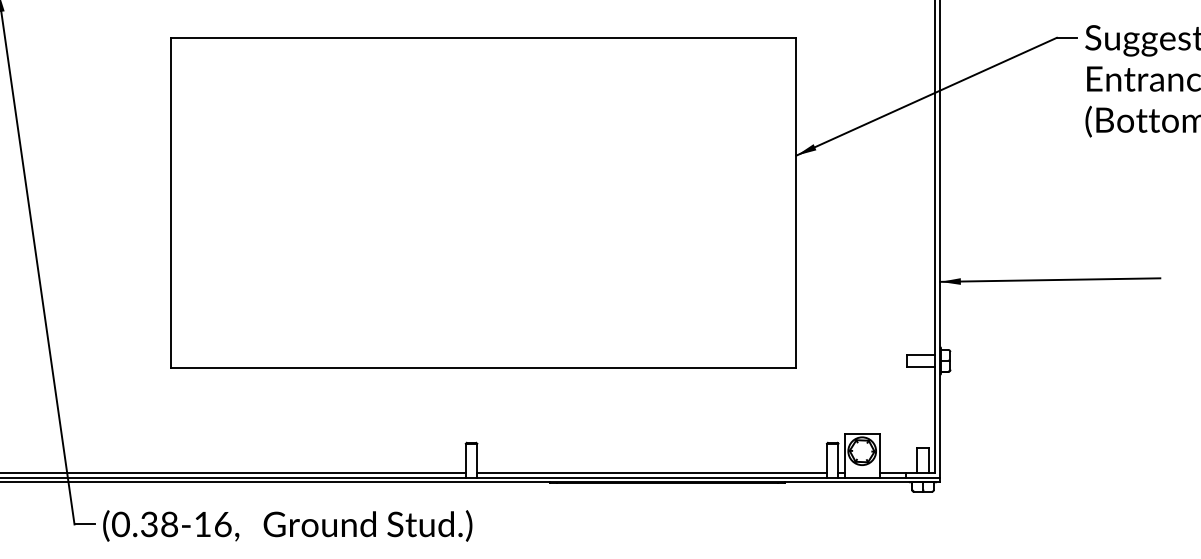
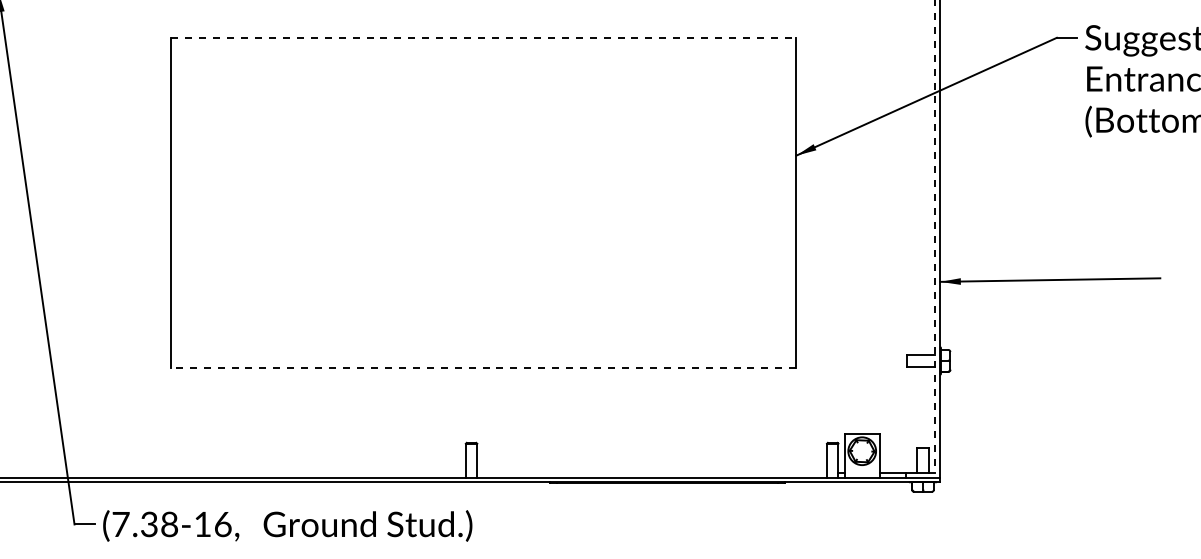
line: solid -> dashed (483, 38)
line: solid -> dashed (935, 236)
line: solid -> dashed (483, 368)
line: present -> none (233, 472)
line: present -> none (652, 472)
text: (0.38-16, -> (7.38-16, (120, 524)
